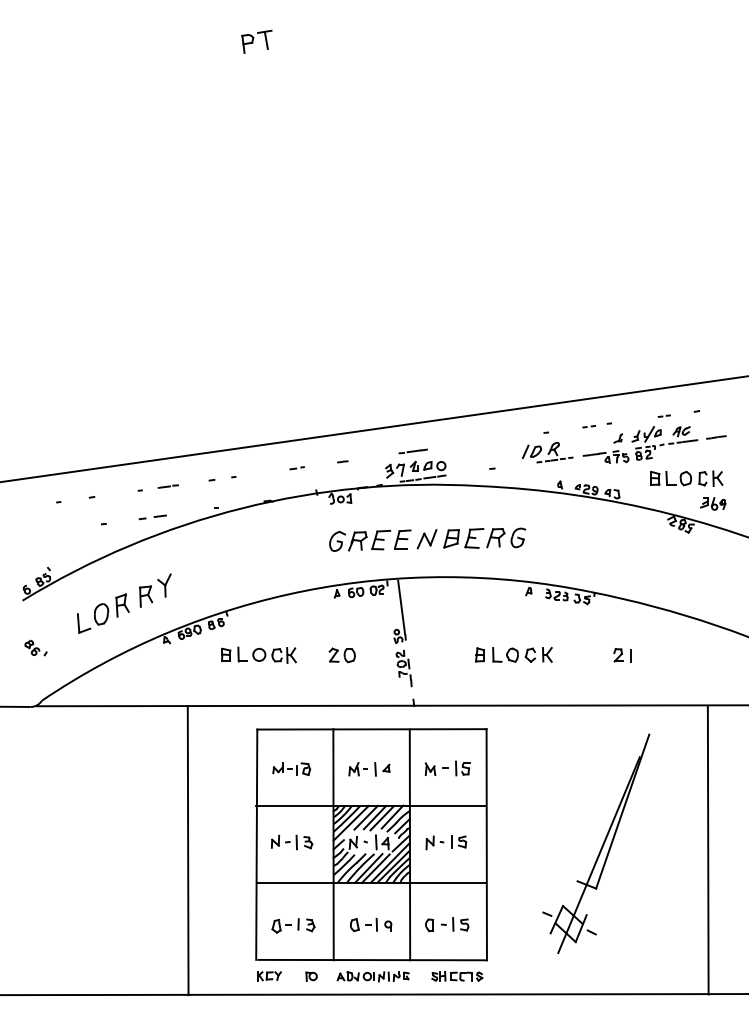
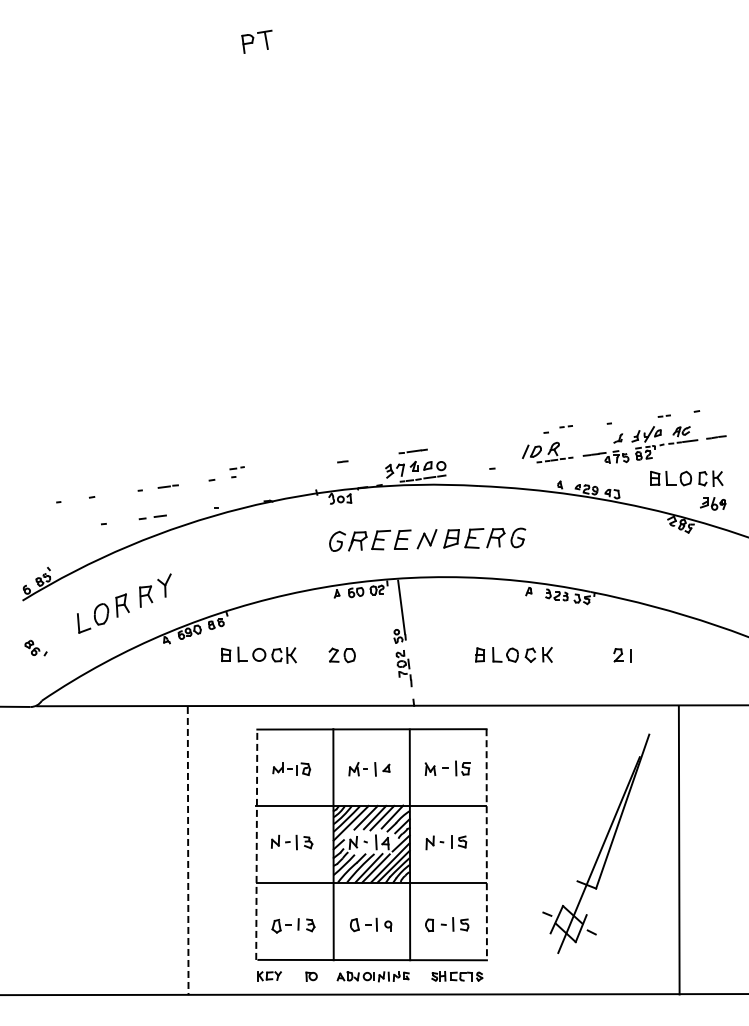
line position: (587, 426) -> (564, 426) (564, 426)
line: present -> none (373, 428)
line position: (296, 468) -> (236, 468) (236, 468)
line: solid -> dashed (256, 844)
line: solid -> dashed (486, 844)
line position: (707, 850) -> (678, 850) (678, 850)
line: solid -> dashed (188, 851)
